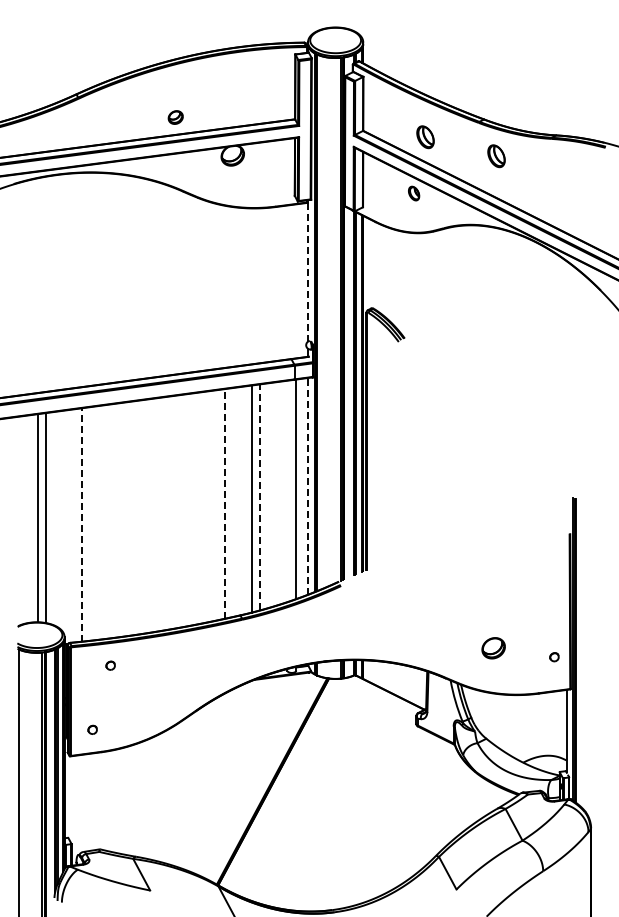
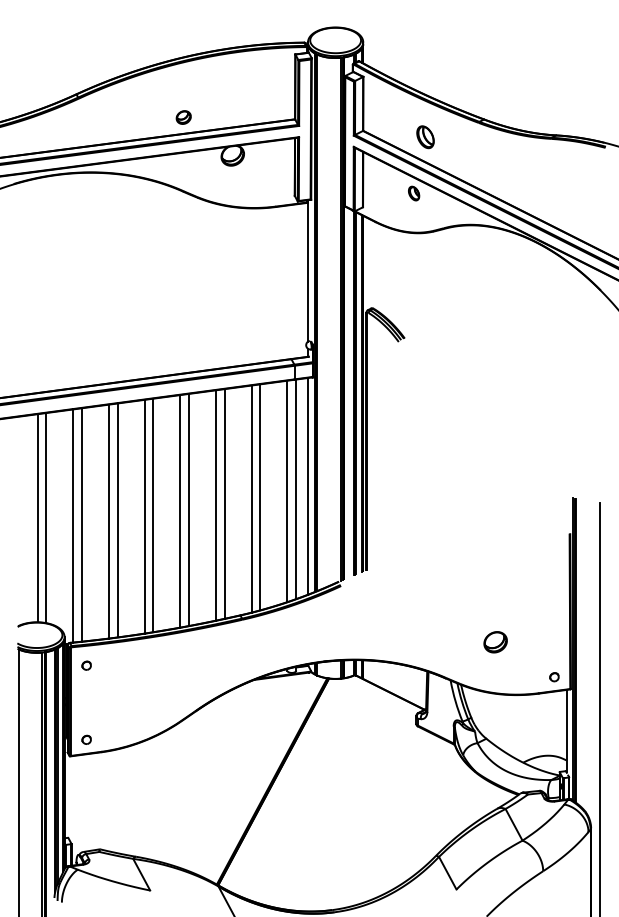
part position: (175, 117) -> (183, 117) (183, 117)
part: present -> none (496, 156)
line: dashed -> solid (308, 270)
line: dashed -> solid (308, 485)
line: none -> present (287, 491)
line: dashed -> solid (260, 497)
line: dashed -> solid (224, 503)
line: none -> present (216, 505)
line: none -> present (189, 509)
line: none -> present (180, 511)
line: none -> present (153, 515)
line: none -> present (144, 516)
line: none -> present (117, 520)
line: none -> present (109, 521)
line: dashed -> solid (82, 524)
line: none -> present (73, 525)
part position: (493, 648) -> (495, 642) (495, 642)
part position: (554, 657) -> (554, 677) (554, 677)
part position: (110, 665) -> (86, 665) (86, 665)
line: none -> present (599, 707)
part position: (92, 729) -> (86, 739) (86, 739)
